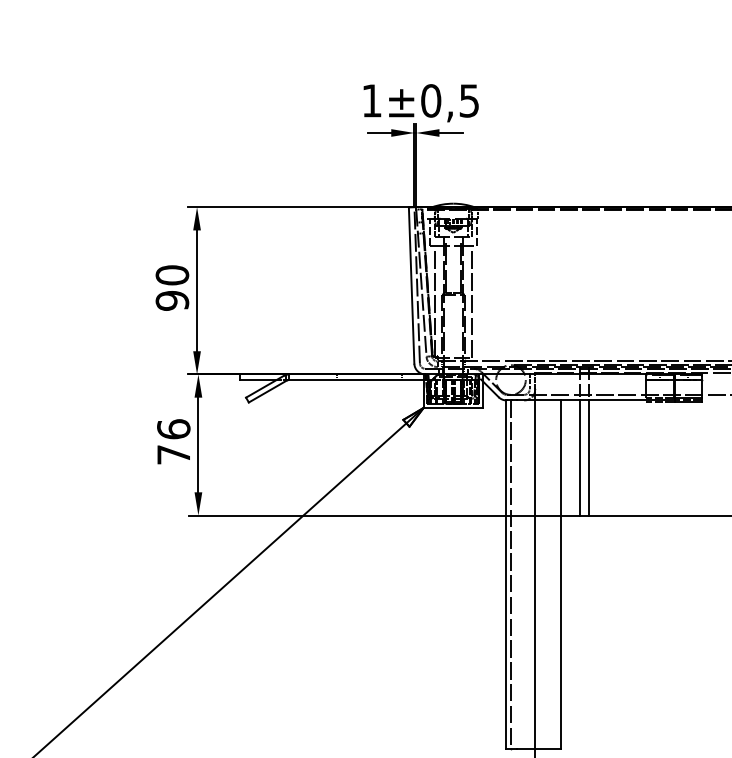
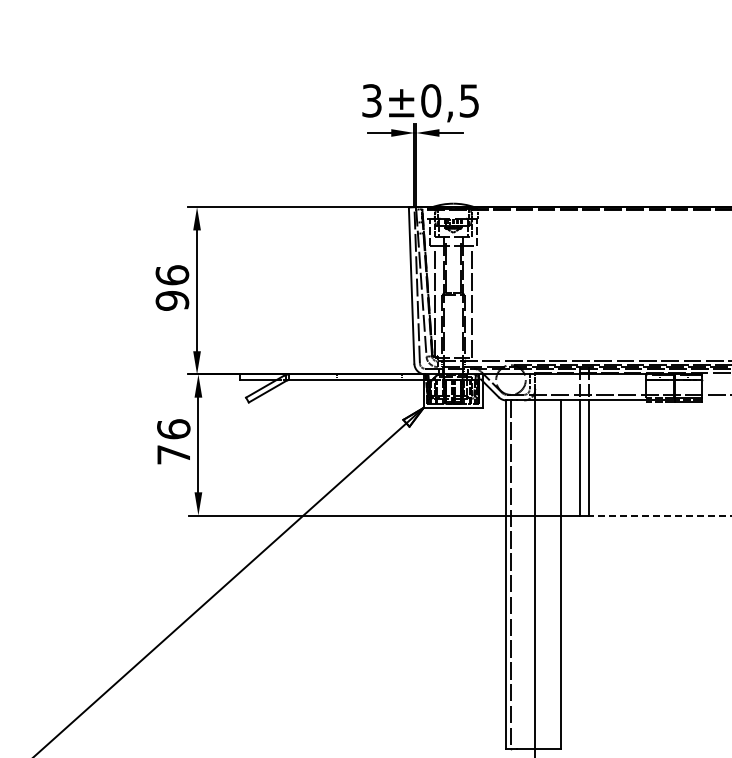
text: 1 -> 3 (371, 100)
text: 90 -> 96 (172, 275)
line: solid -> dashed (660, 515)
